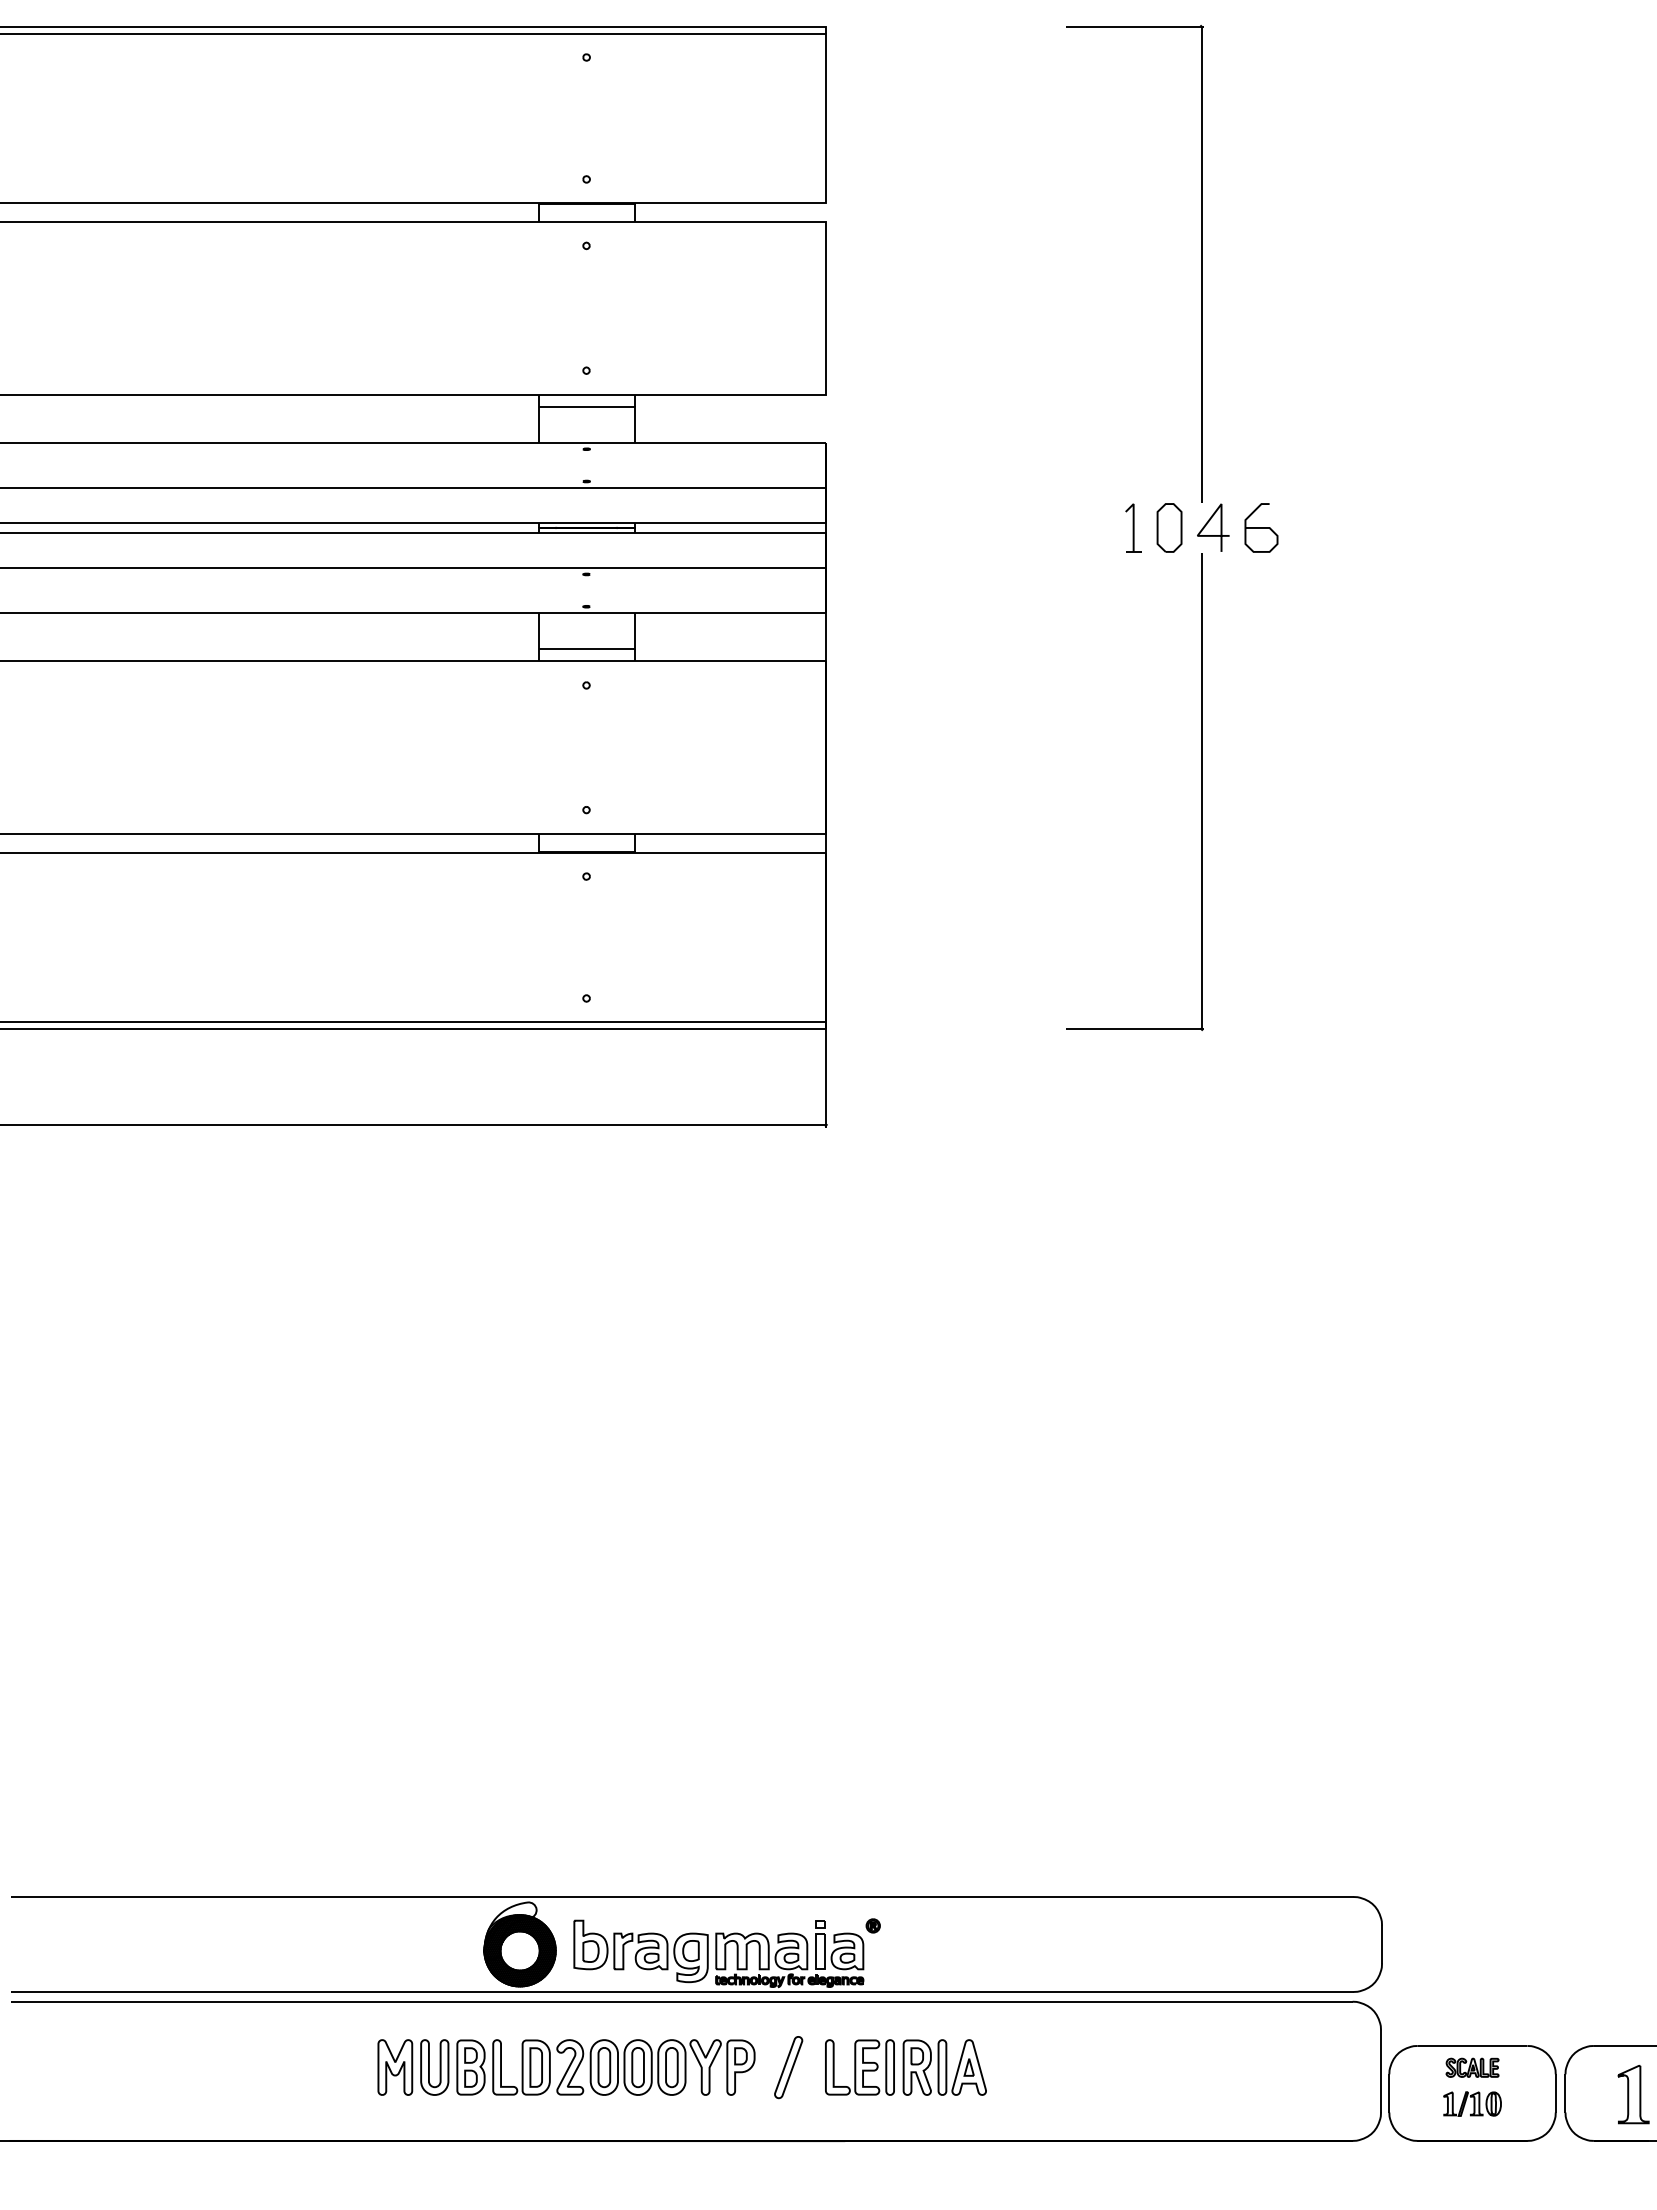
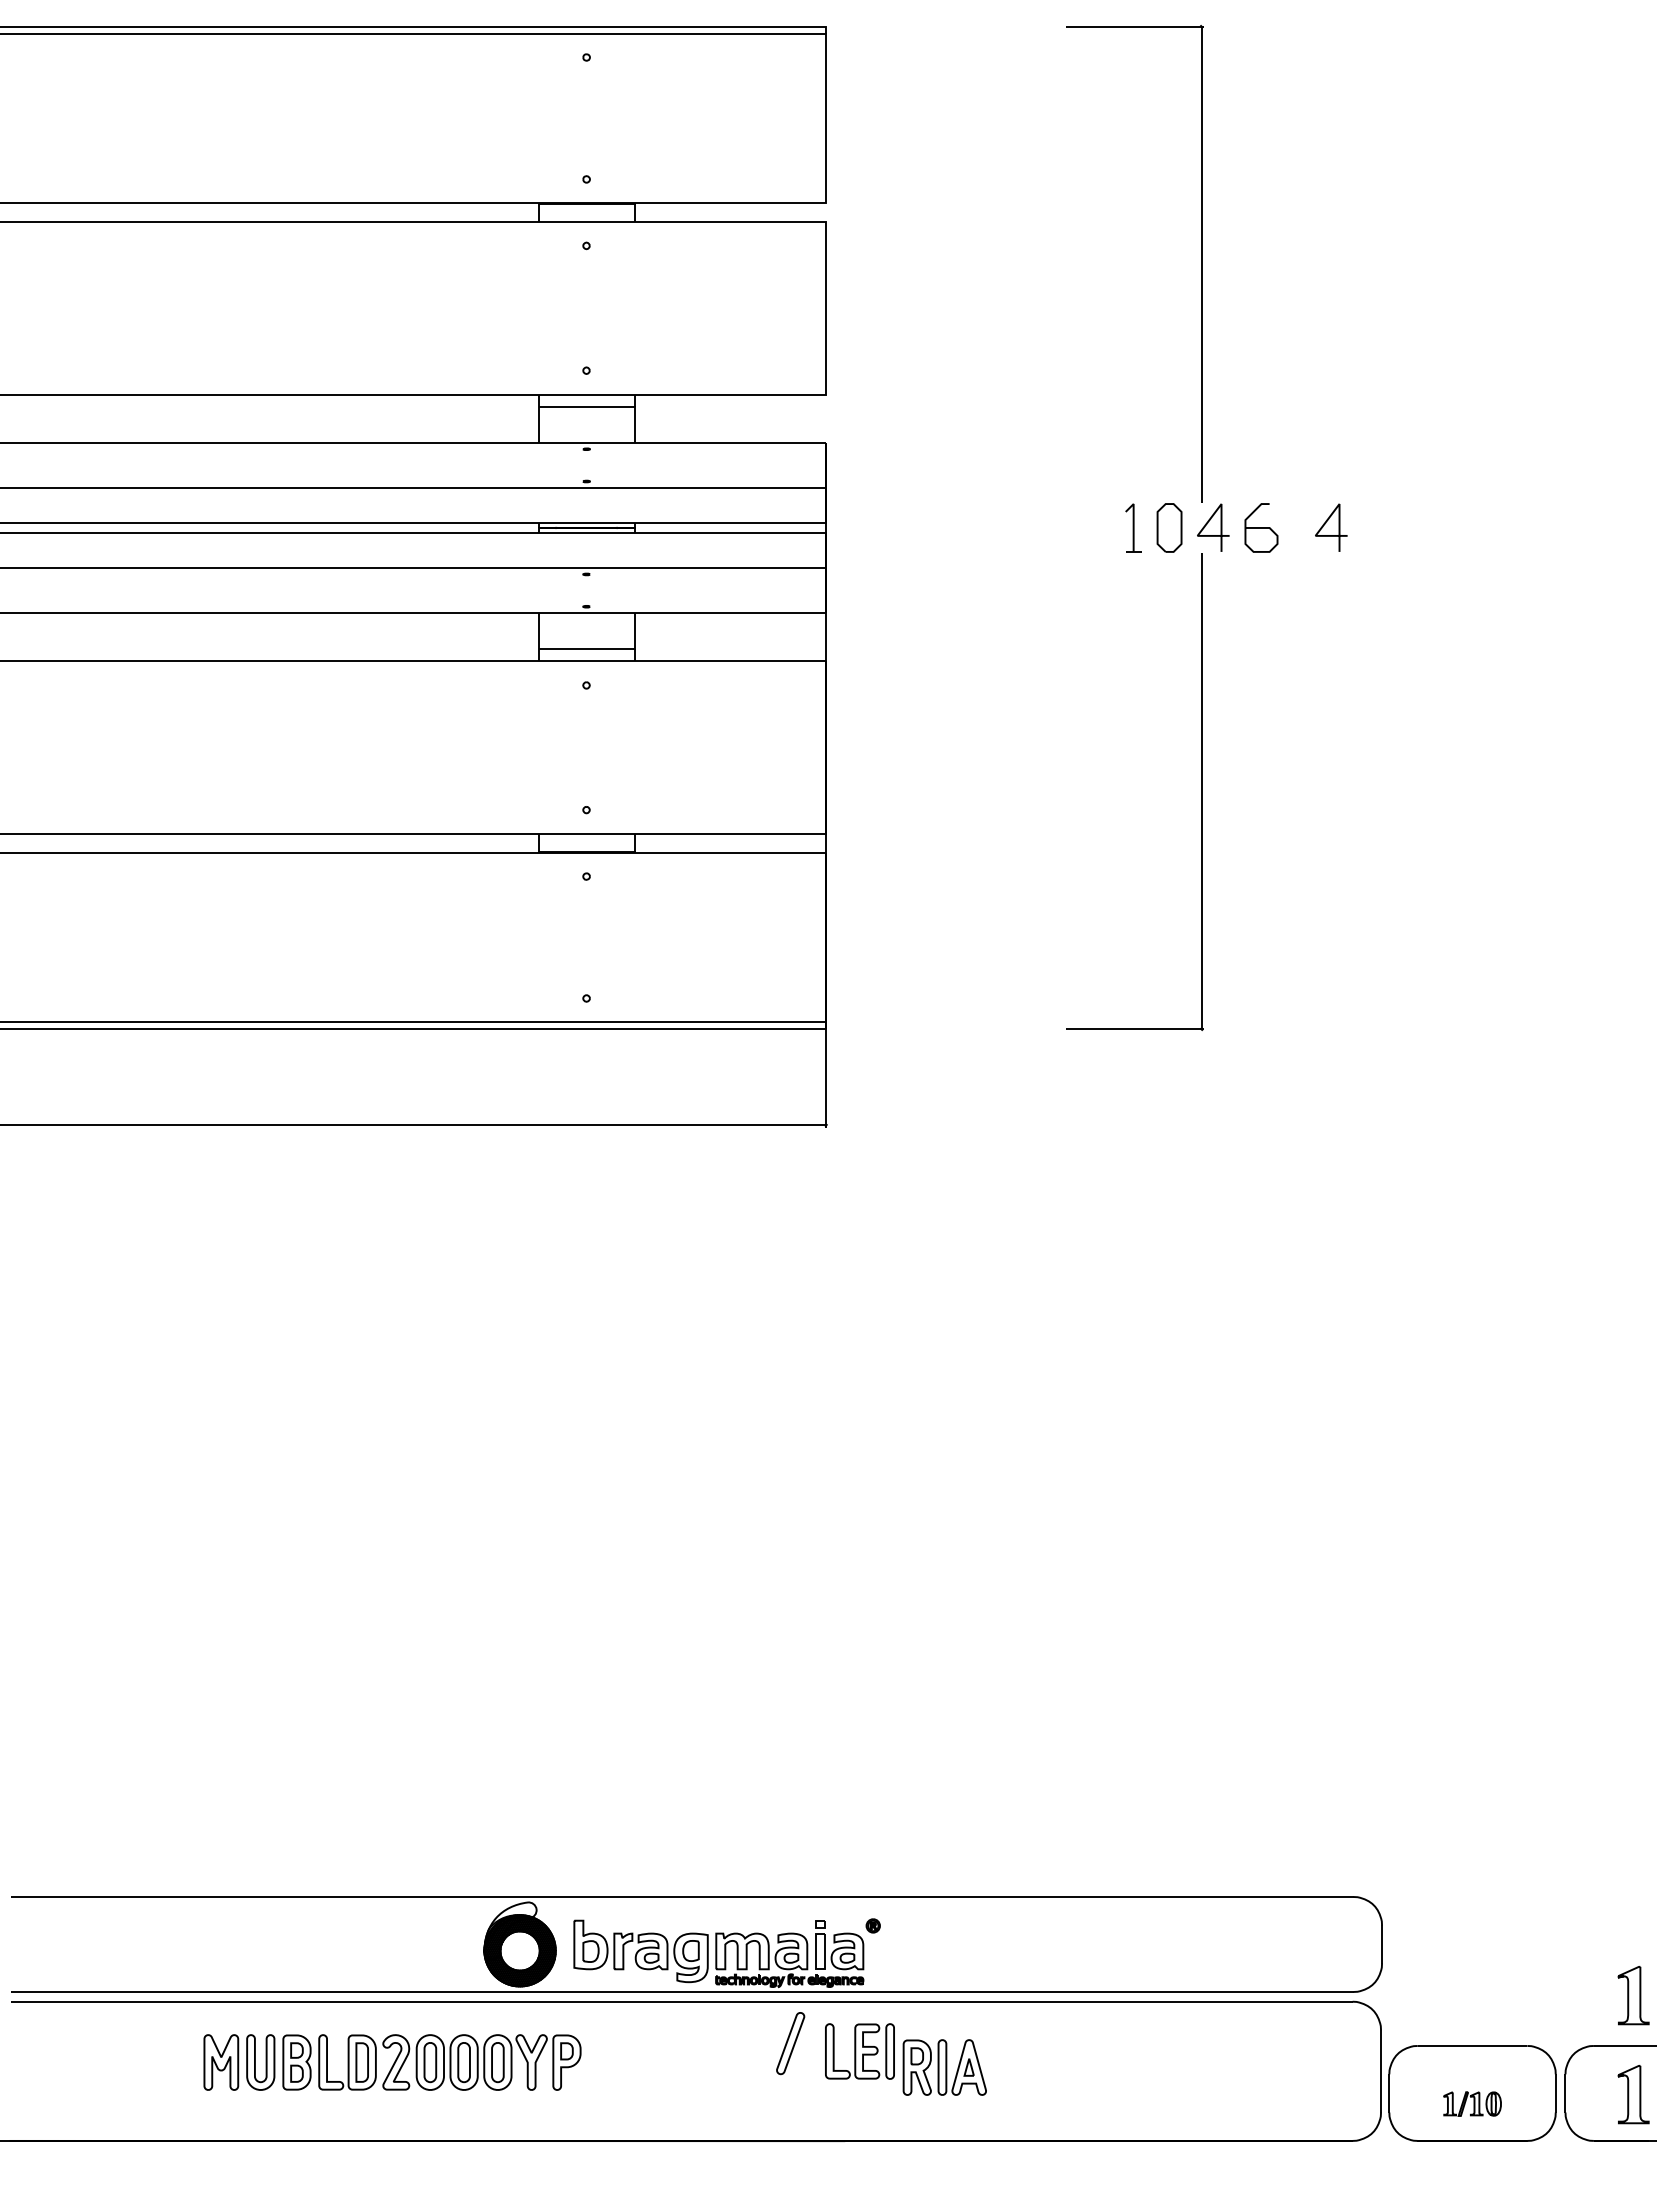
curve: none -> present (1326, 523)
part: none -> present (1633, 1995)
part position: (566, 2067) -> (392, 2062) (392, 2062)
part position: (788, 2067) -> (790, 2043) (790, 2043)
part position: (859, 2067) -> (859, 2051) (859, 2051)
part: present -> none (1472, 2067)
